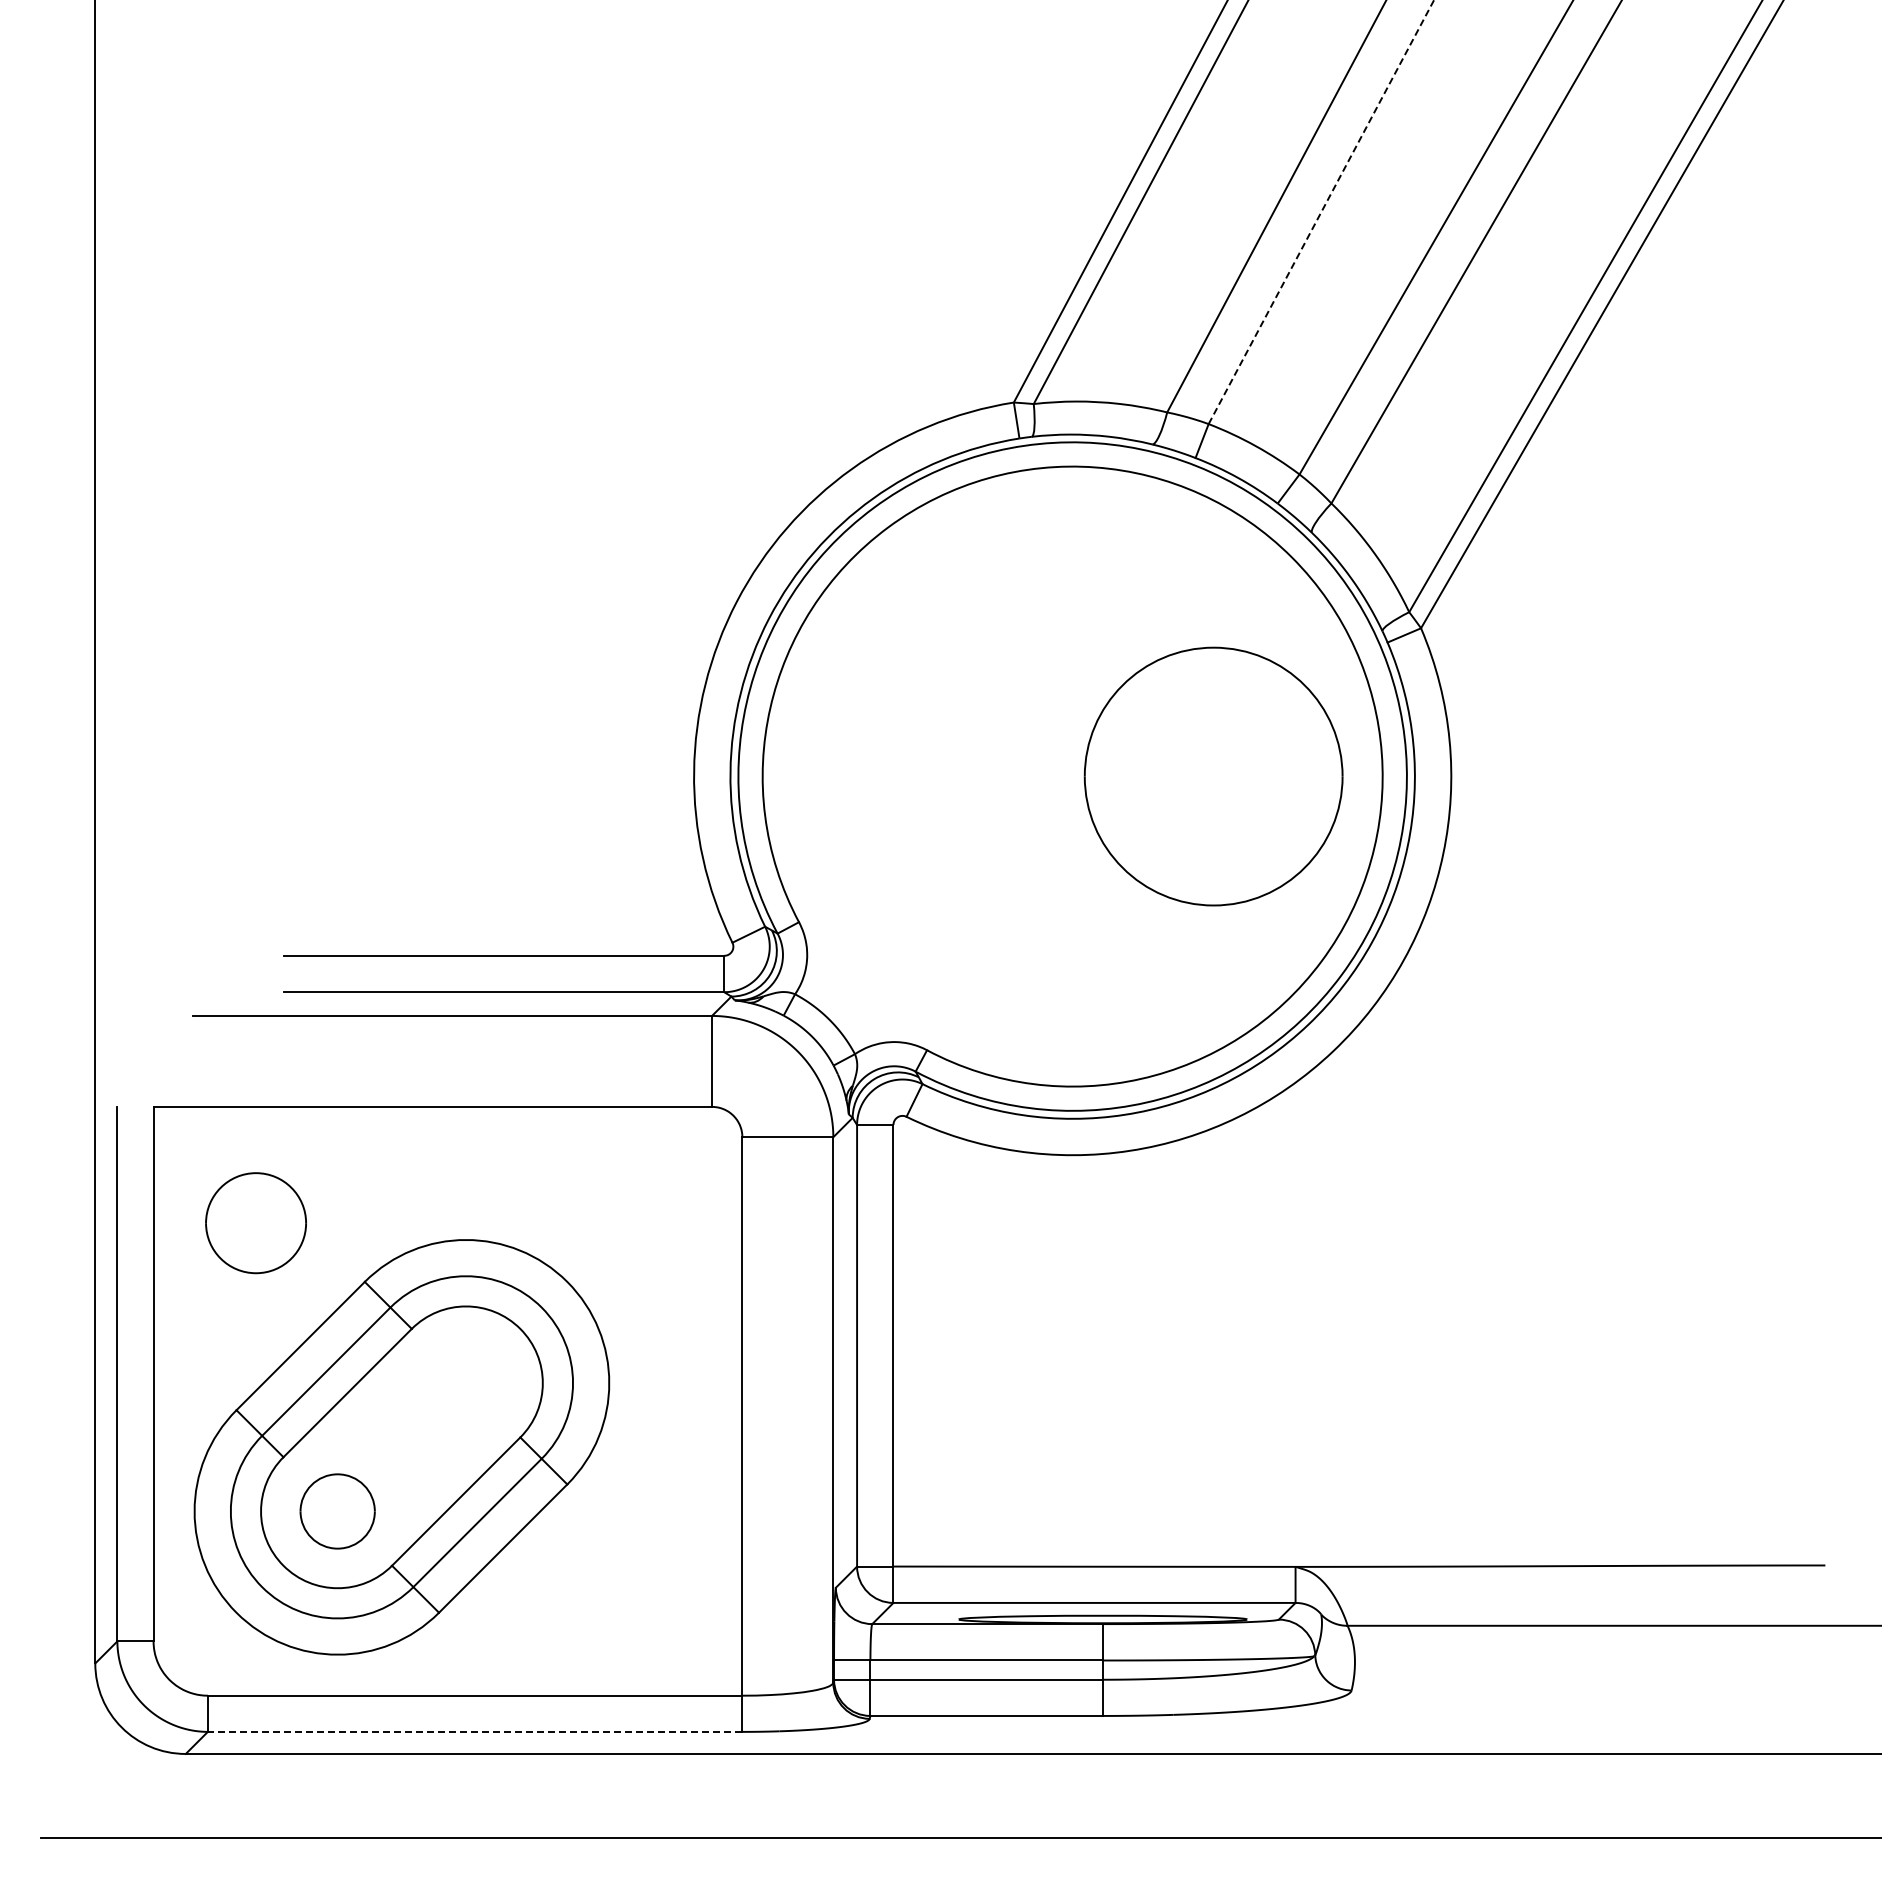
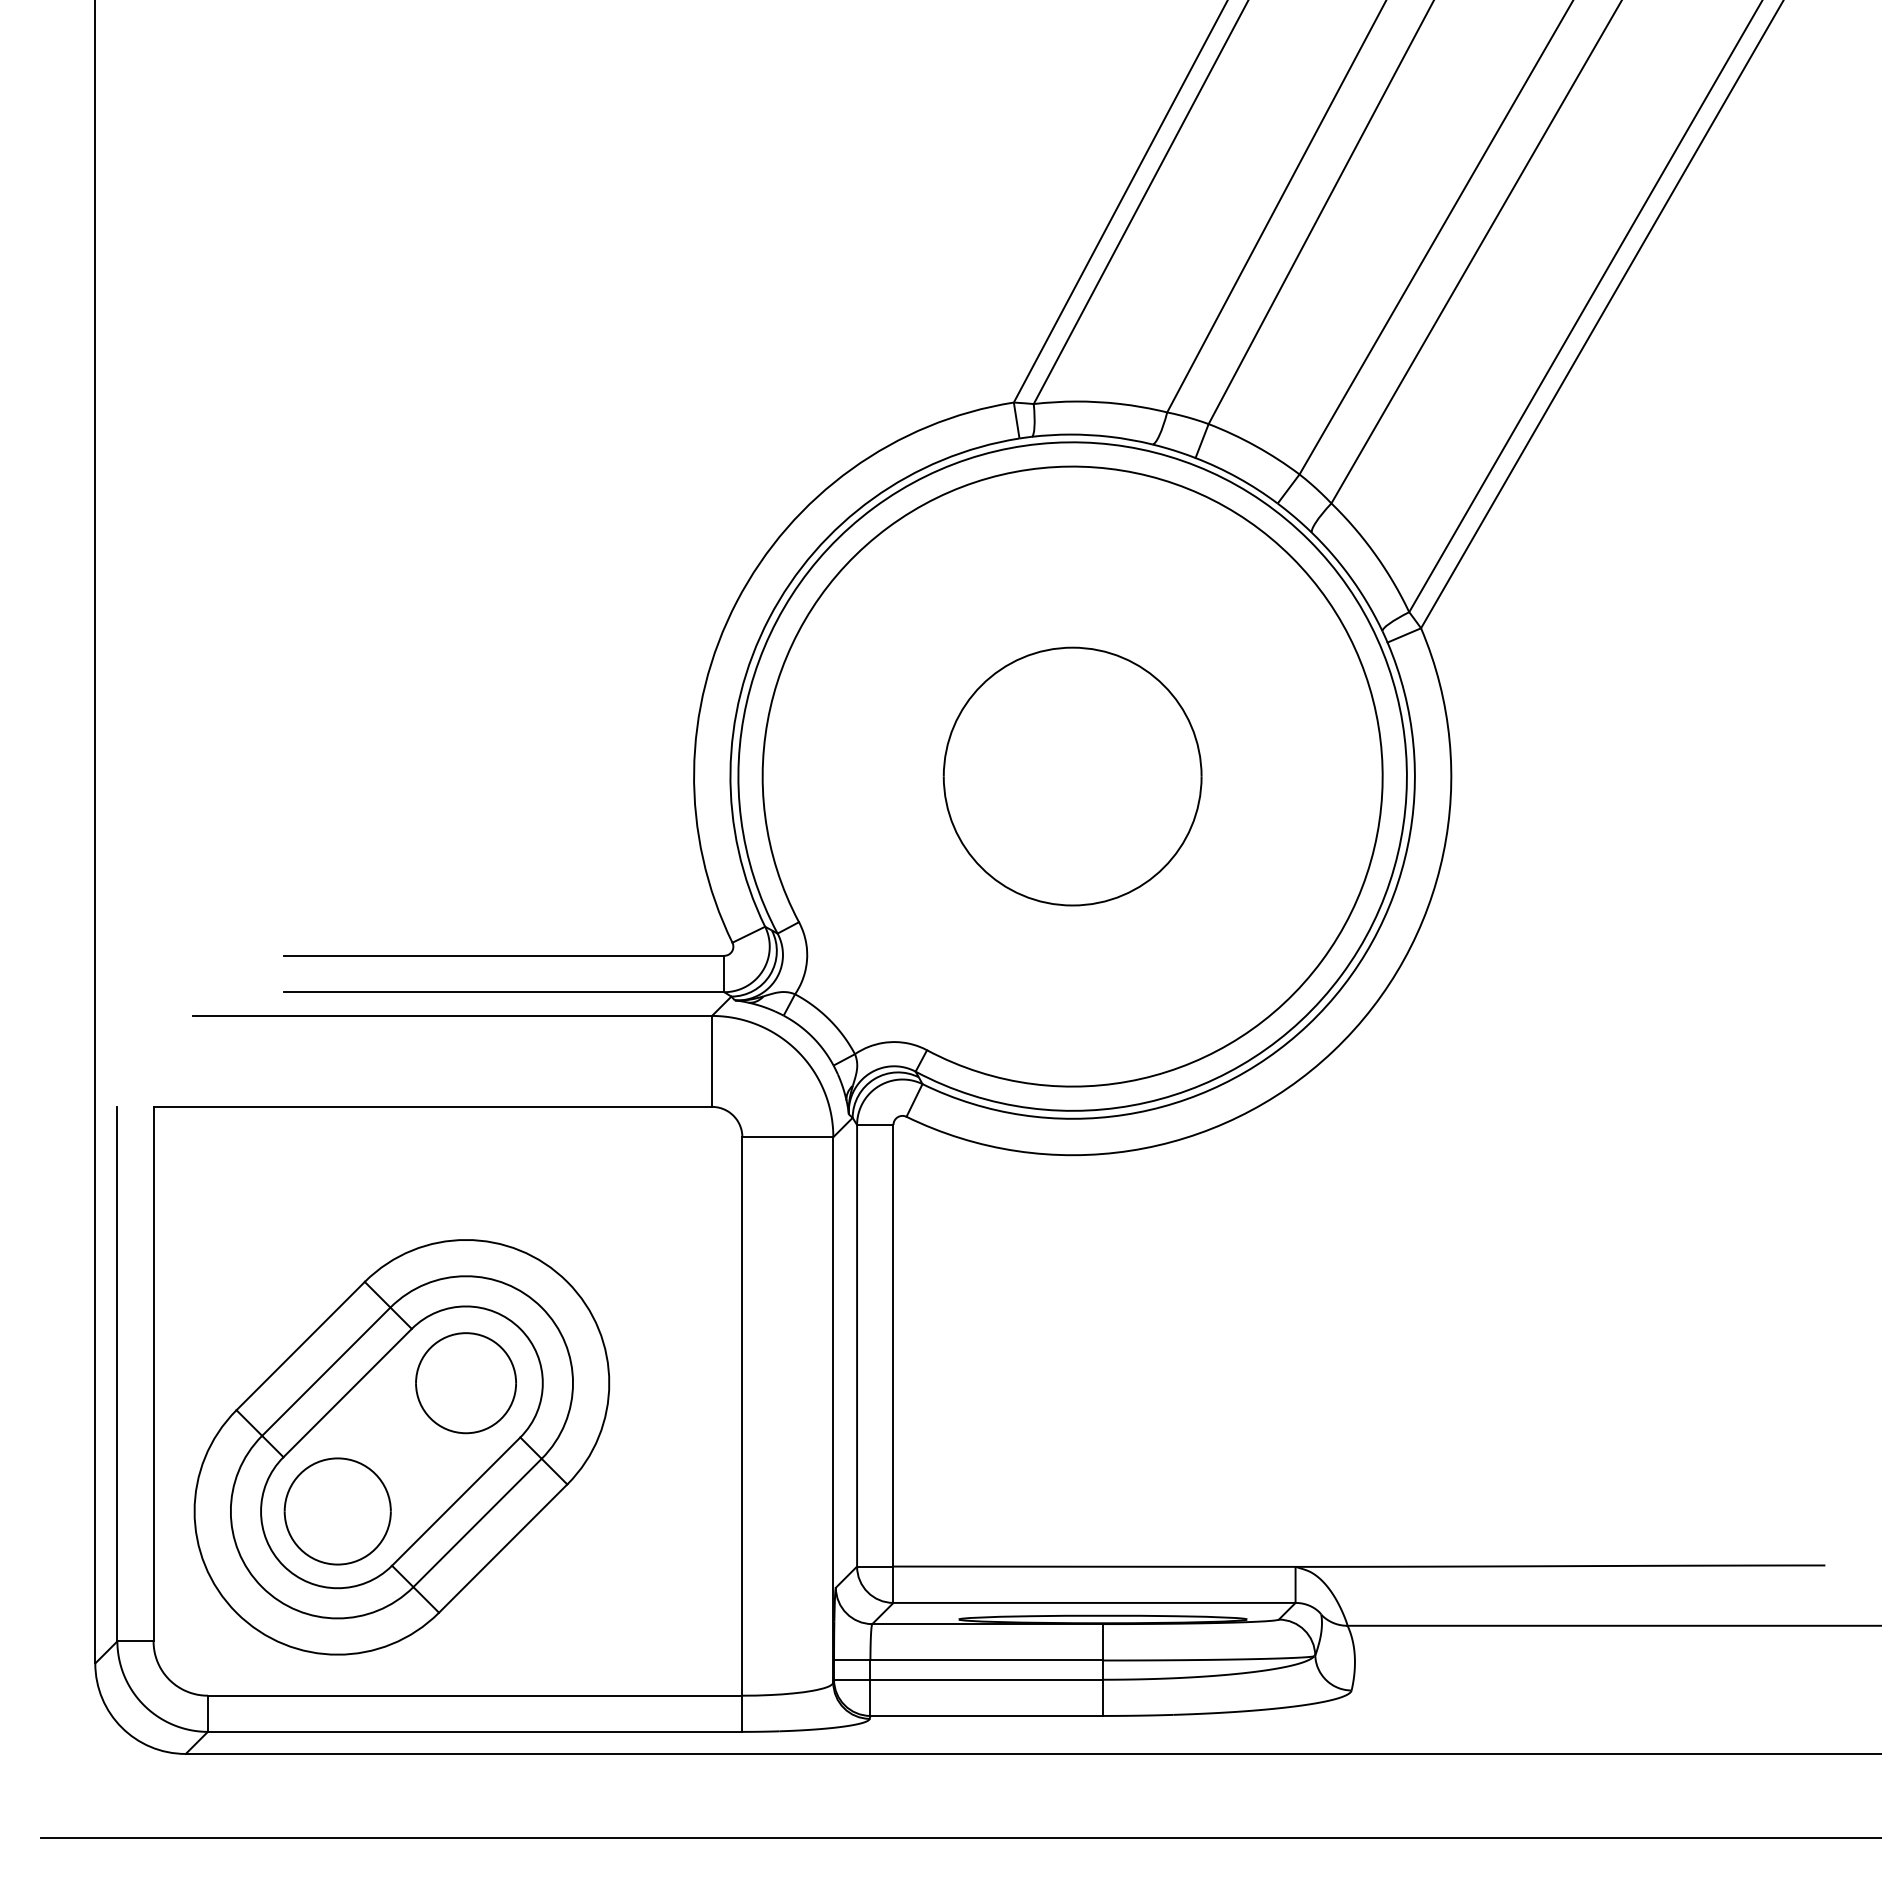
line: dashed -> solid (1321, 212)
part position: (1213, 776) -> (1072, 776) (1072, 776)
part position: (255, 1223) -> (465, 1383) (465, 1383)
part size: 77x77 px -> 109x109 px (337, 1511)
line: dashed -> solid (474, 1731)
